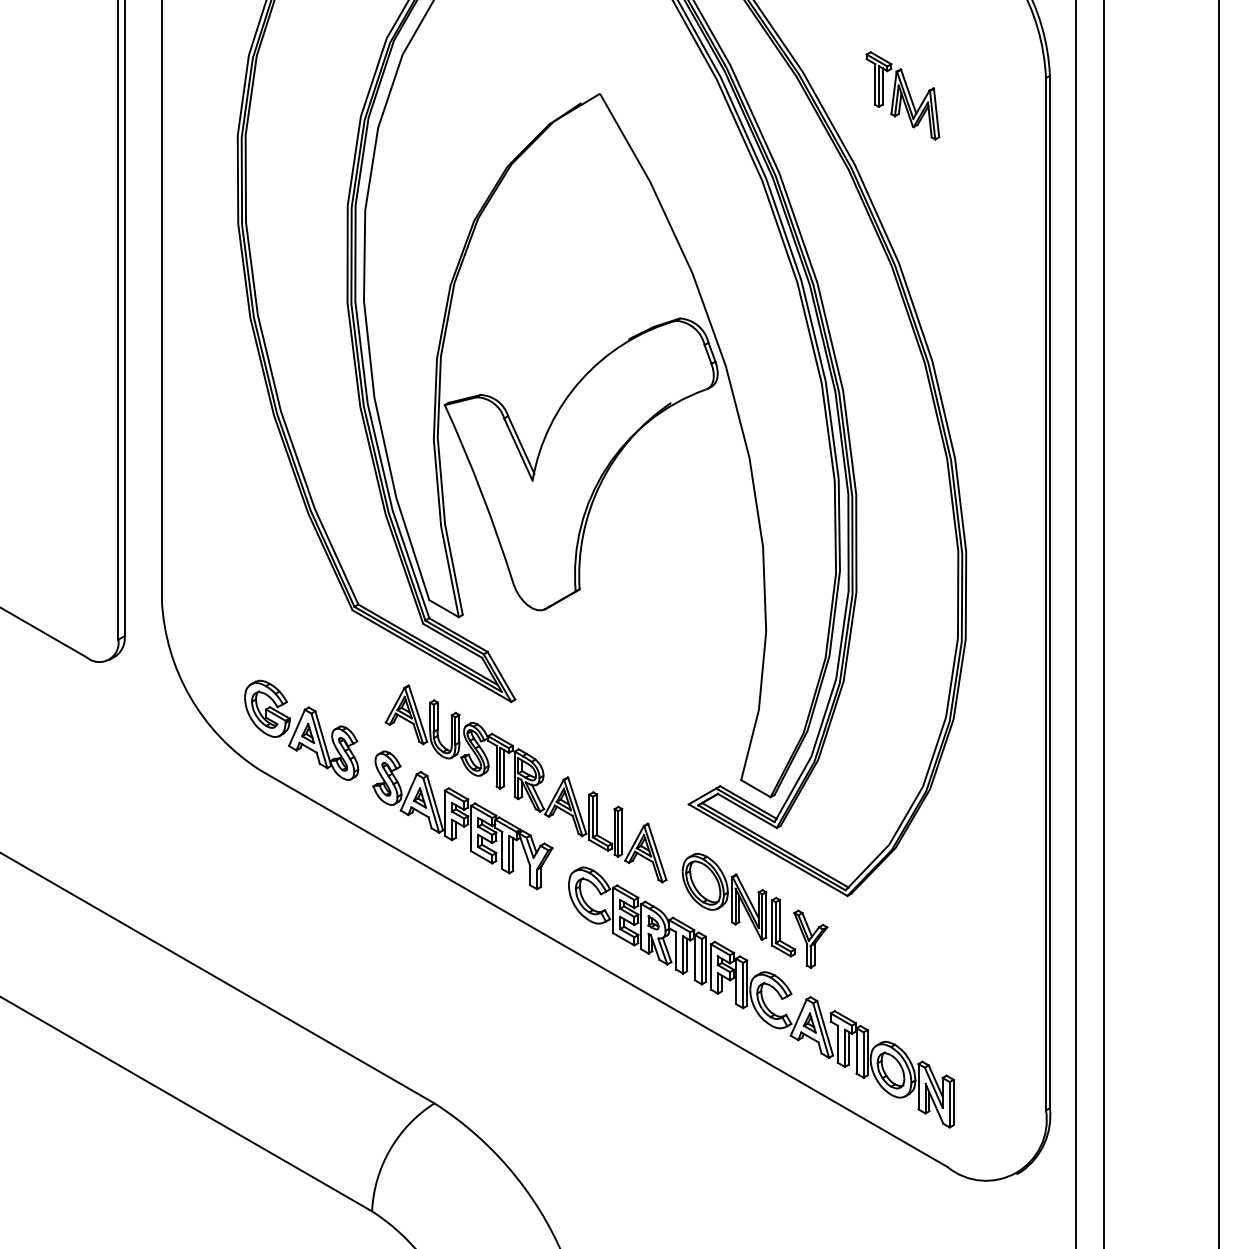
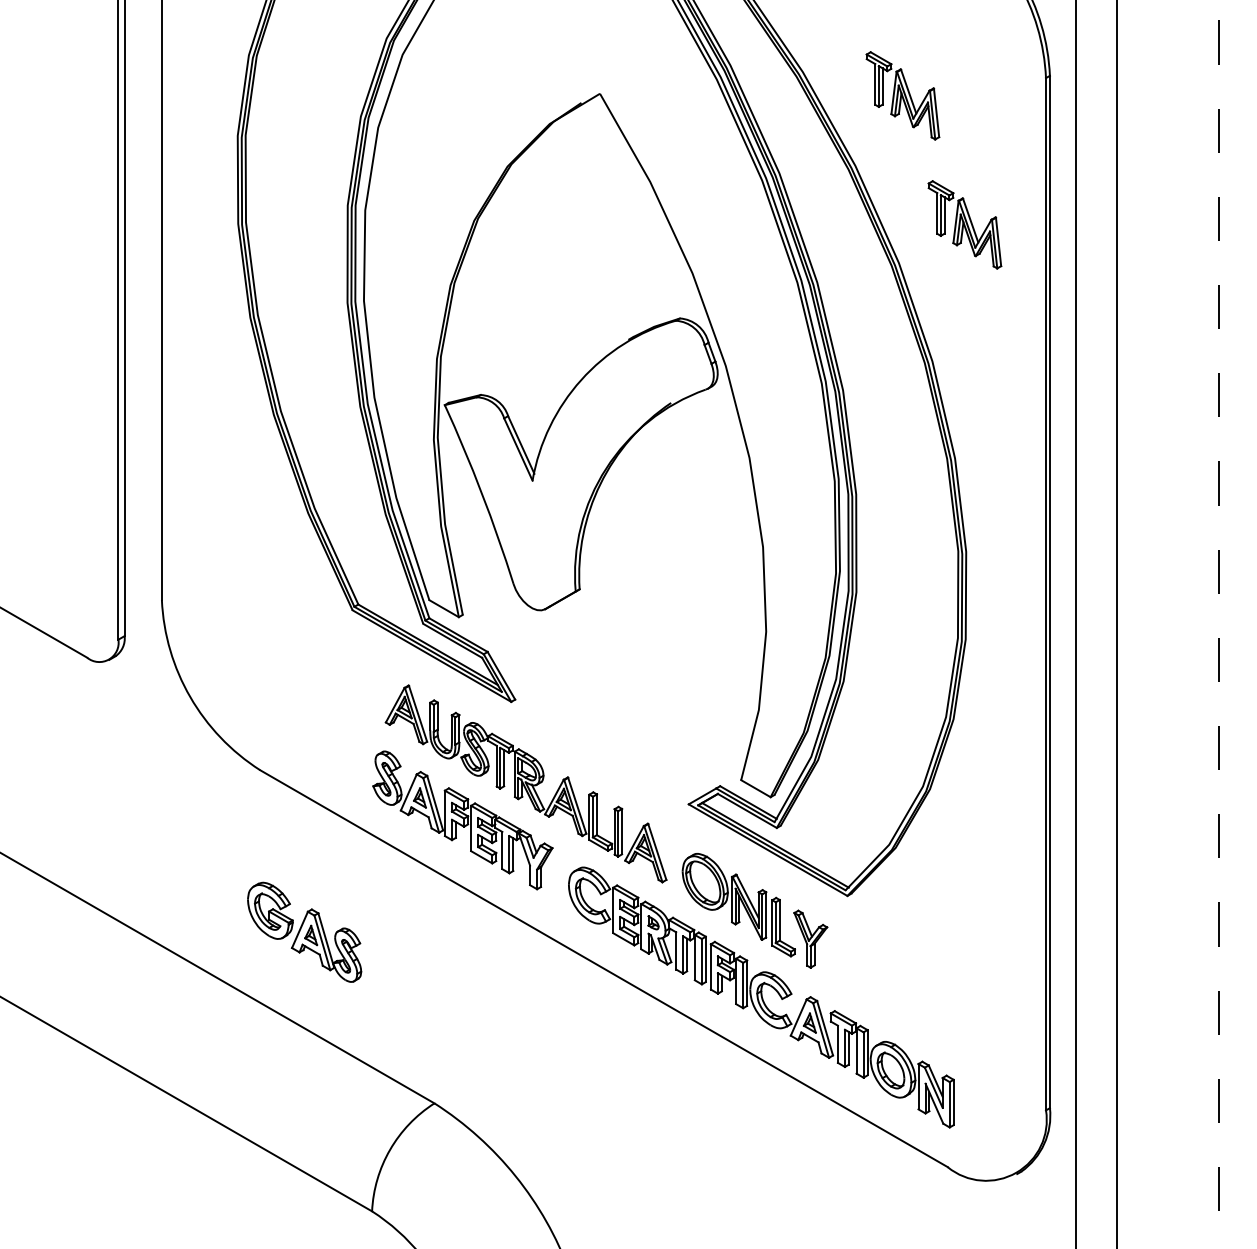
part: none -> present (964, 224)
line position: (1103, 623) -> (1116, 623) (1116, 623)
line: solid -> dashed (1219, 624)
part position: (301, 729) -> (304, 931) (304, 931)
